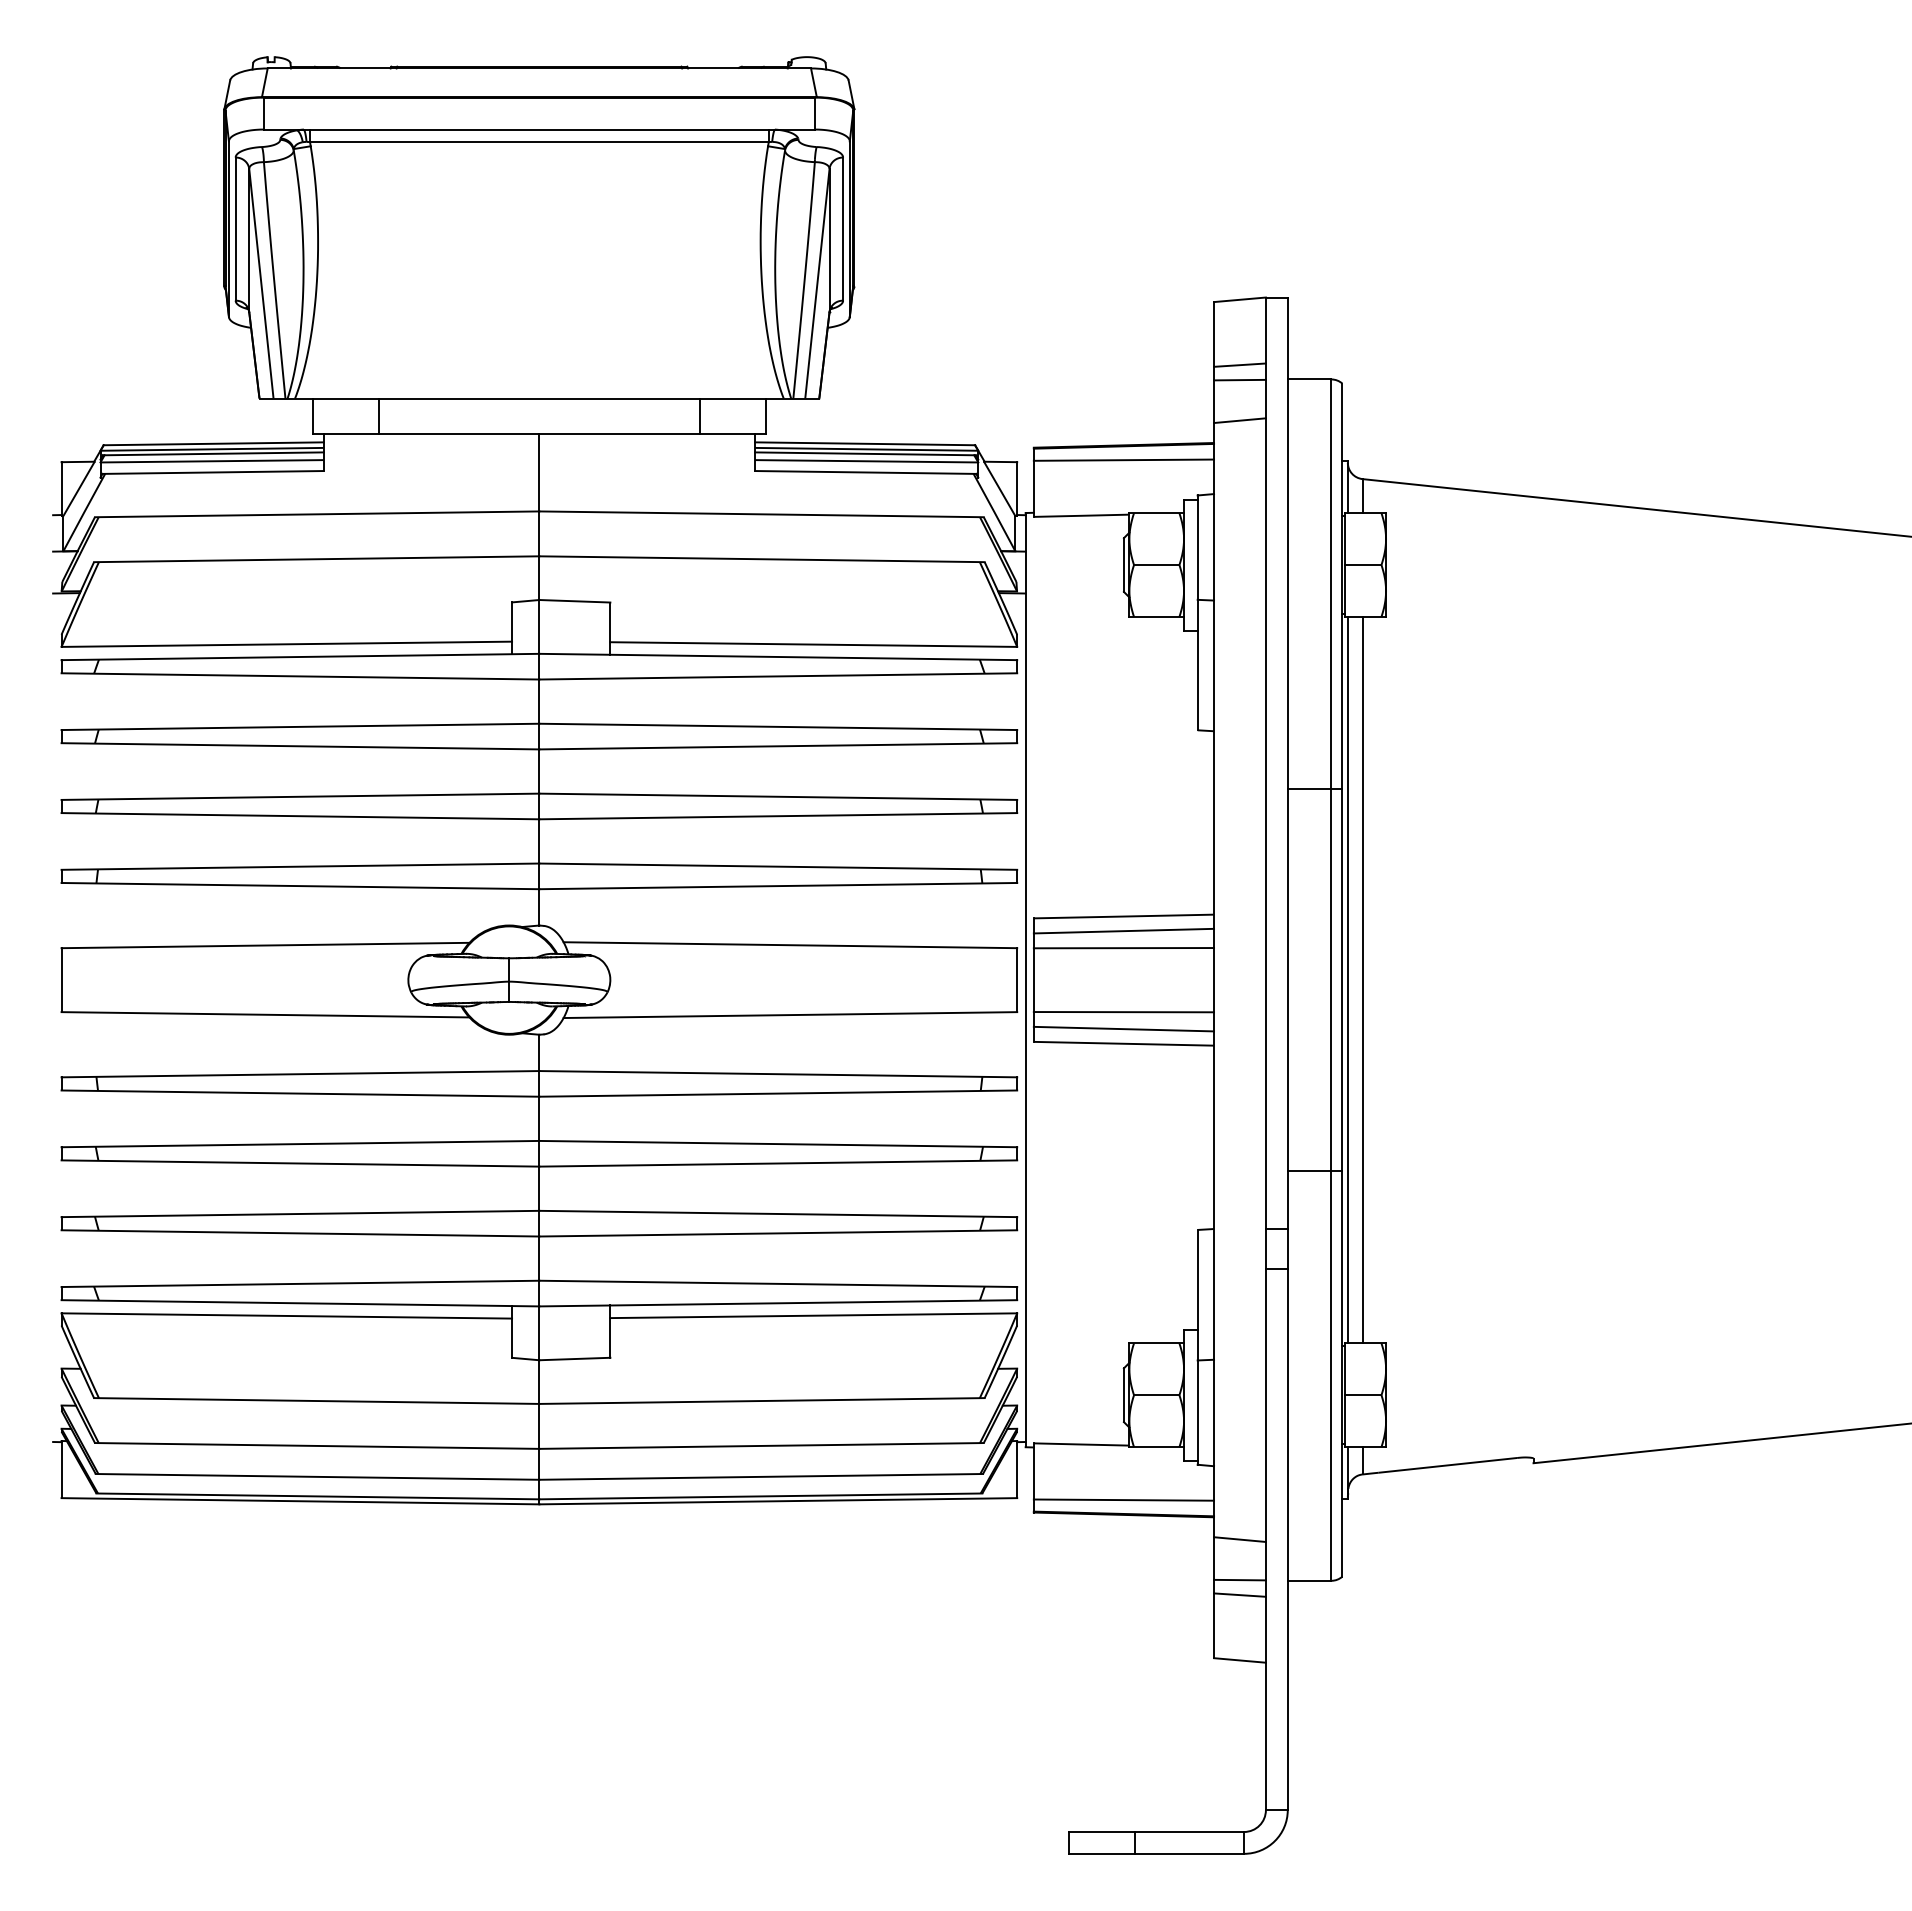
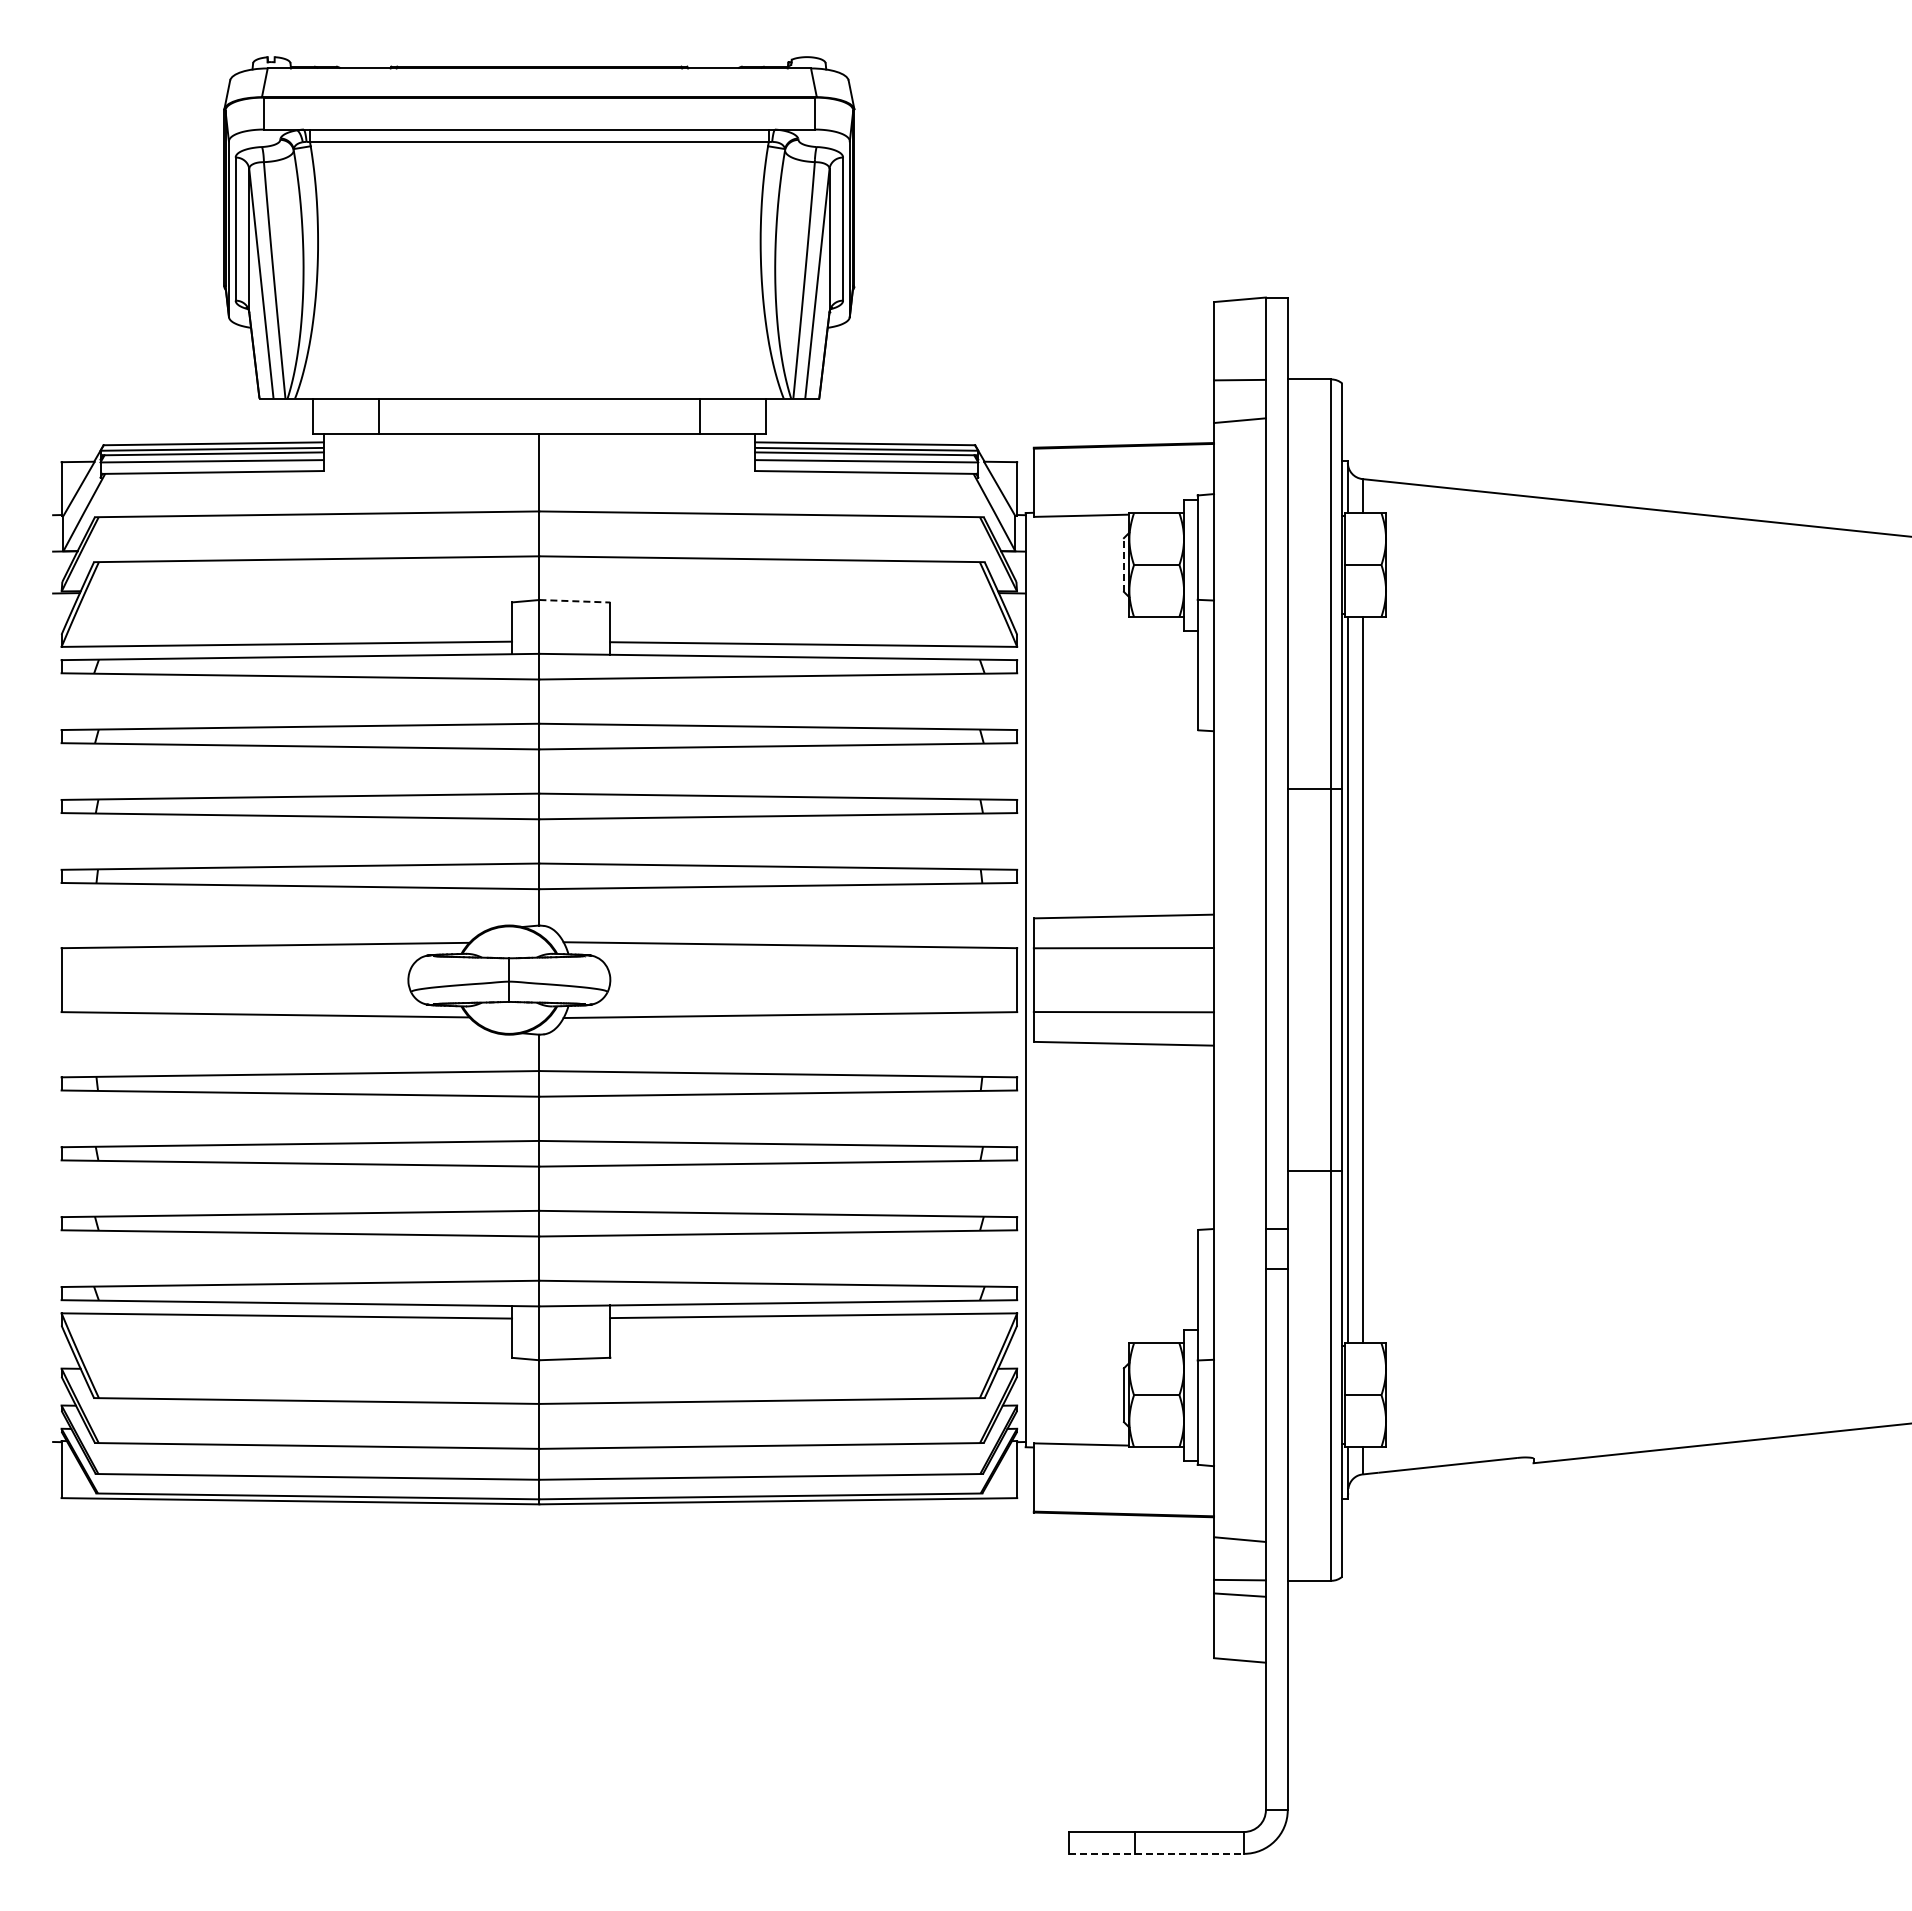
line: present -> none (1239, 364)
line: present -> none (1123, 459)
line: solid -> dashed (1123, 565)
line: solid -> dashed (574, 601)
line: present -> none (1123, 930)
line: present -> none (1123, 1028)
line: present -> none (1123, 1499)
line: solid -> dashed (1157, 1853)
